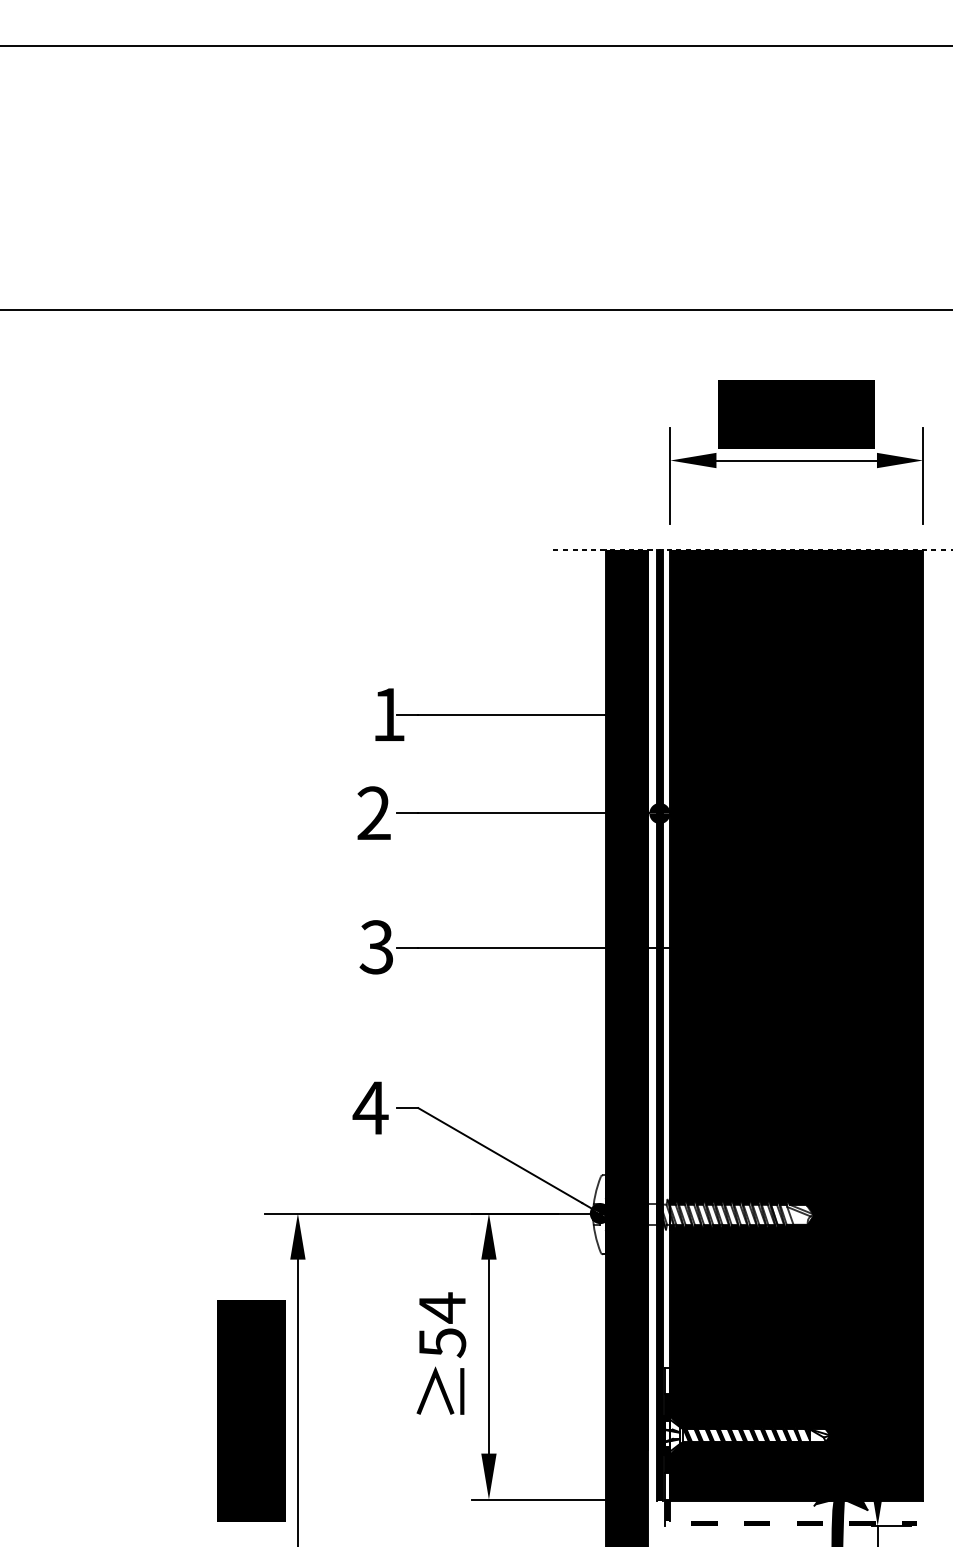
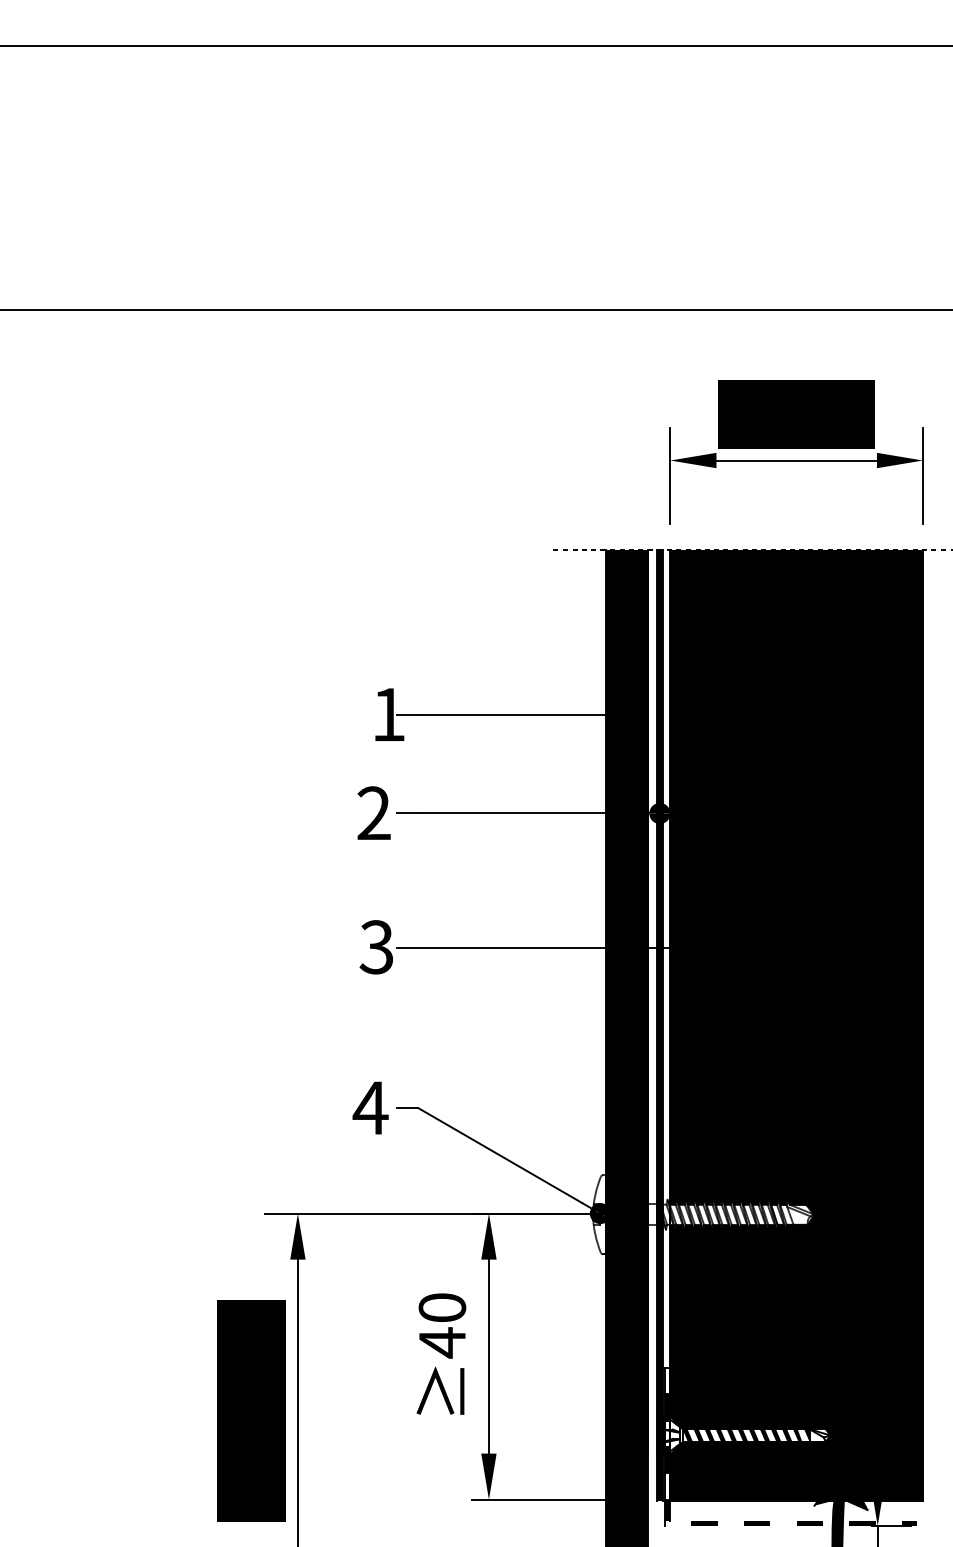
text: 54 -> 40 (442, 1325)
